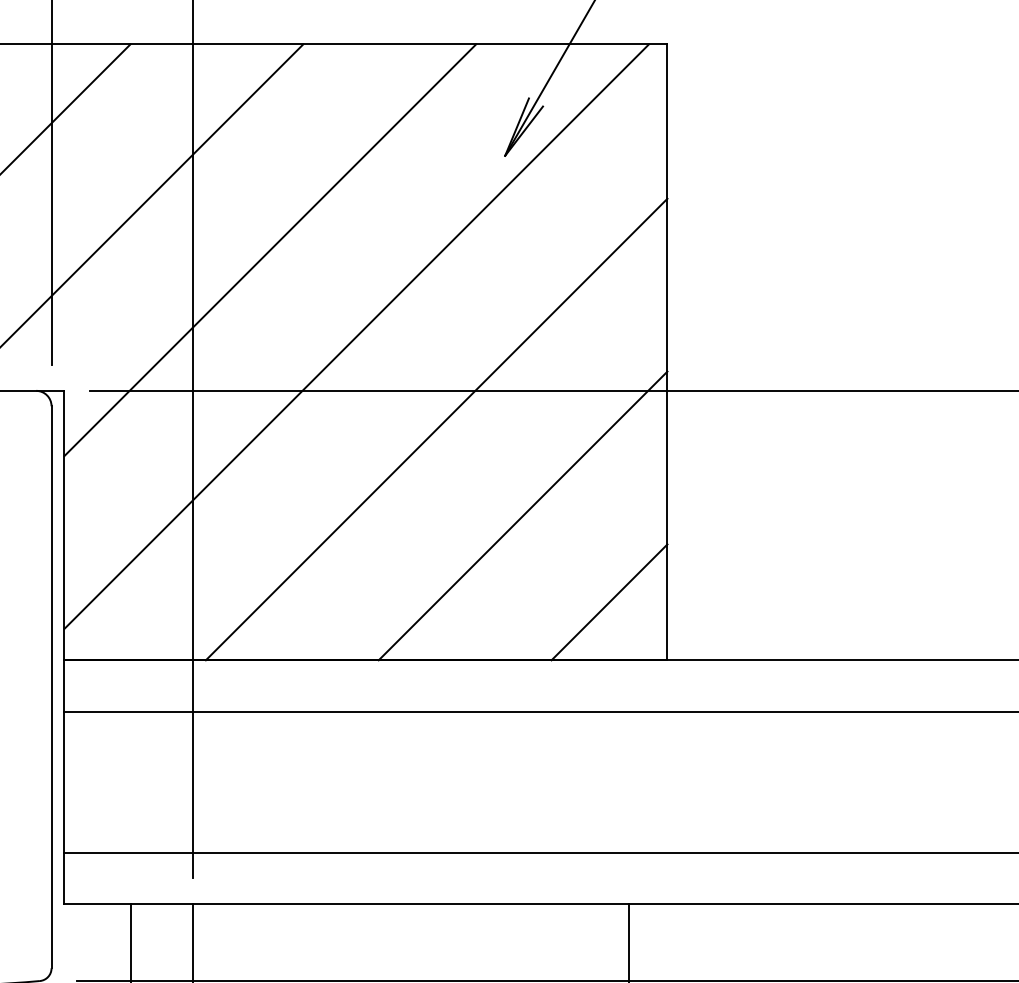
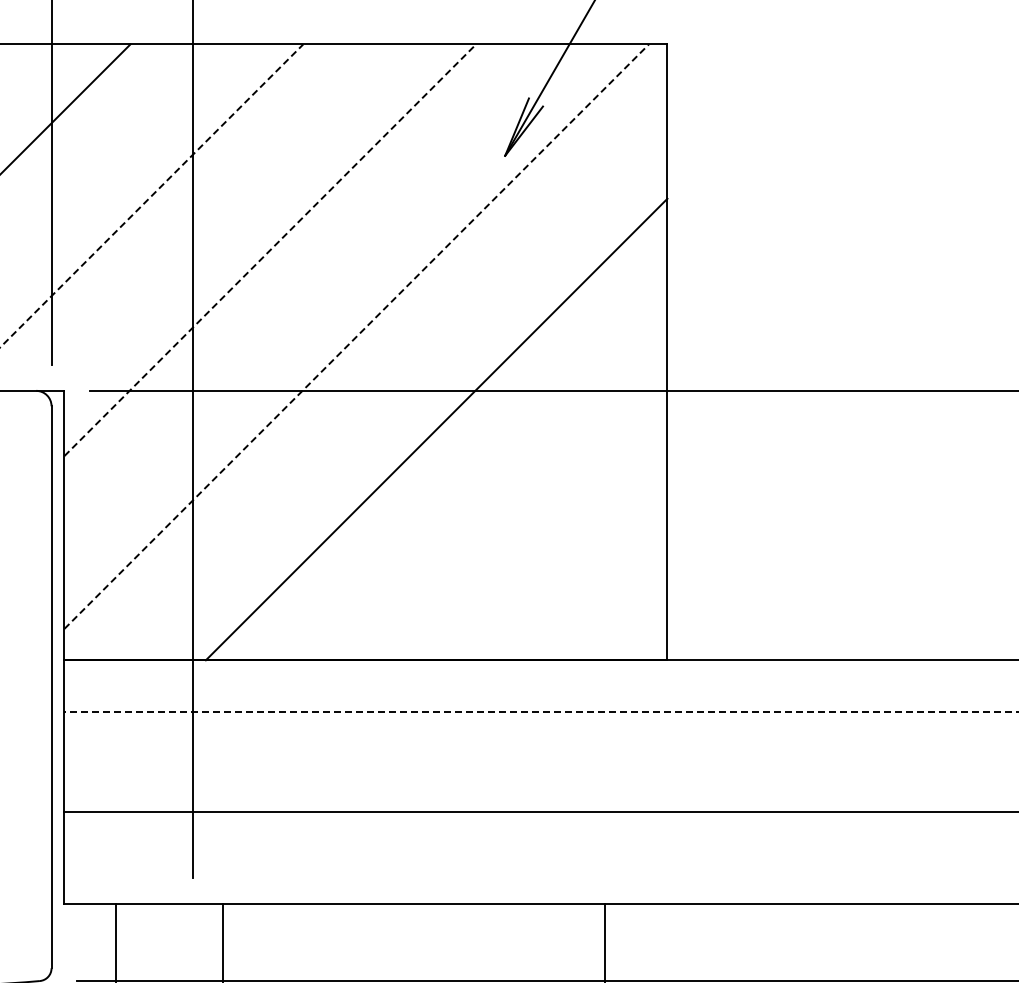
line: solid -> dashed (151, 195)
line: solid -> dashed (270, 249)
line: solid -> dashed (357, 336)
line: present -> none (522, 515)
line: present -> none (609, 602)
line: solid -> dashed (541, 711)
line position: (539, 852) -> (539, 811) (539, 811)
line position: (131, 941) -> (116, 941) (116, 941)
line position: (192, 941) -> (222, 941) (222, 941)
line position: (628, 941) -> (604, 941) (604, 941)
